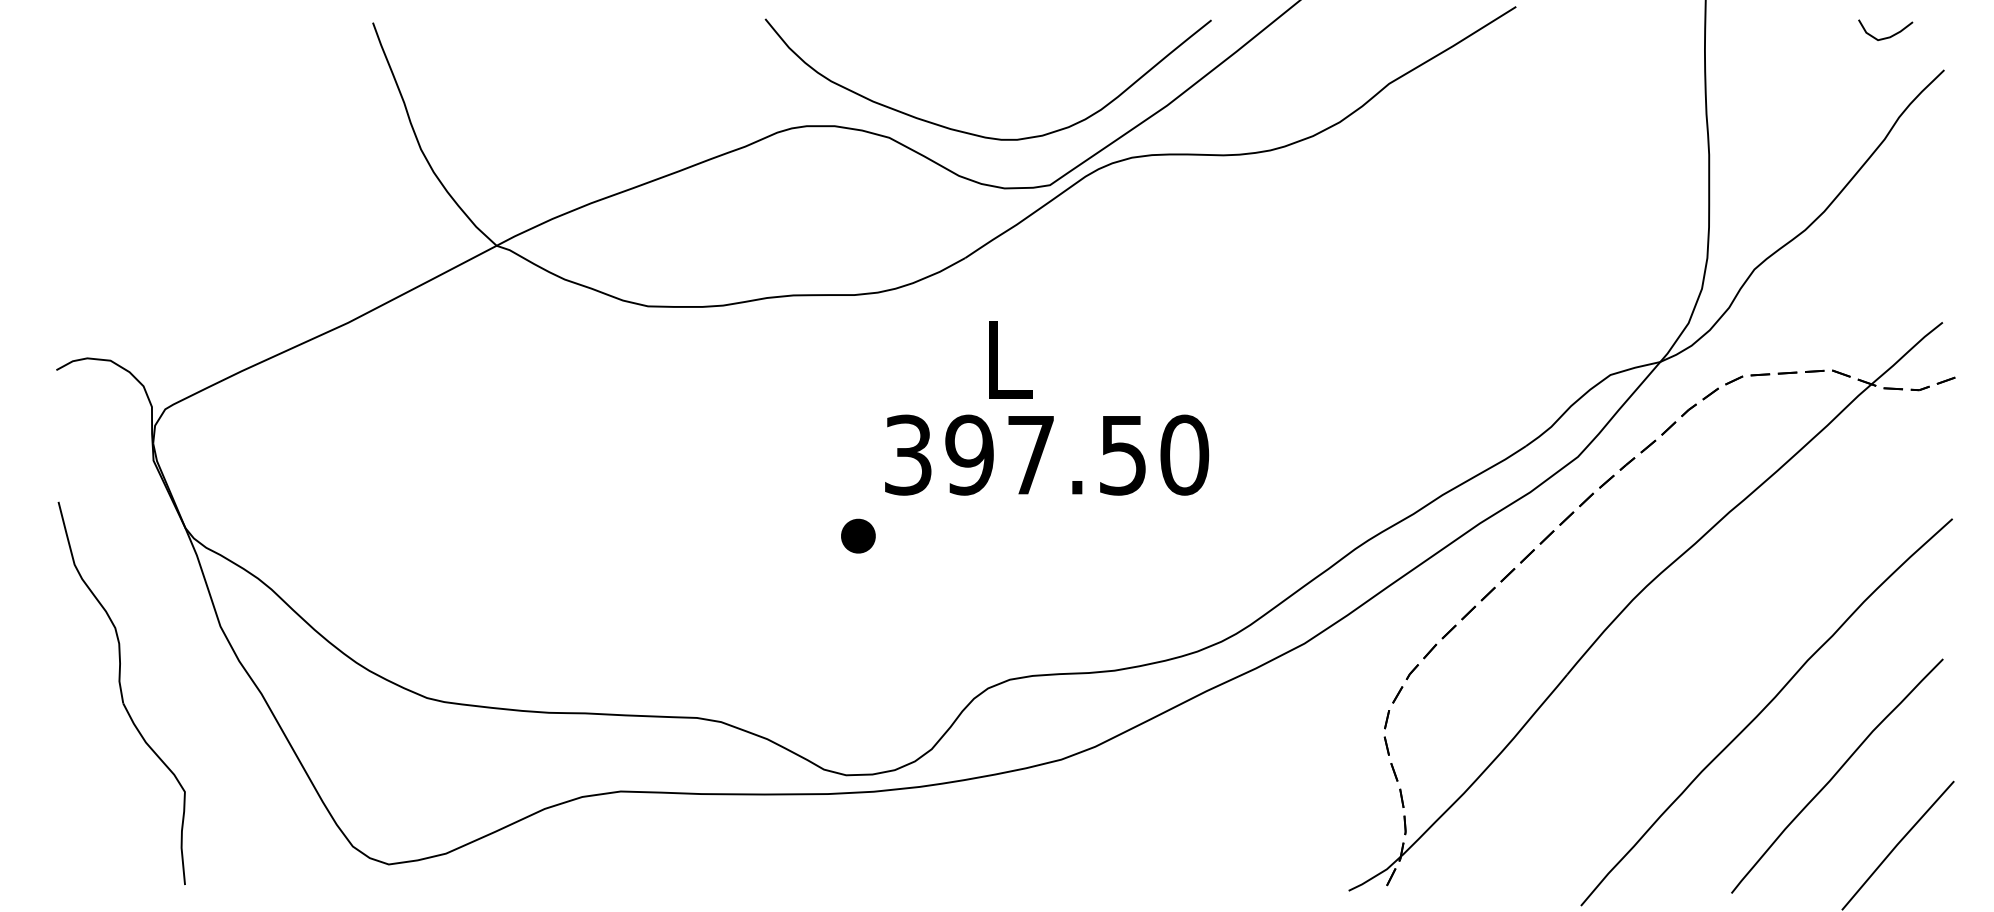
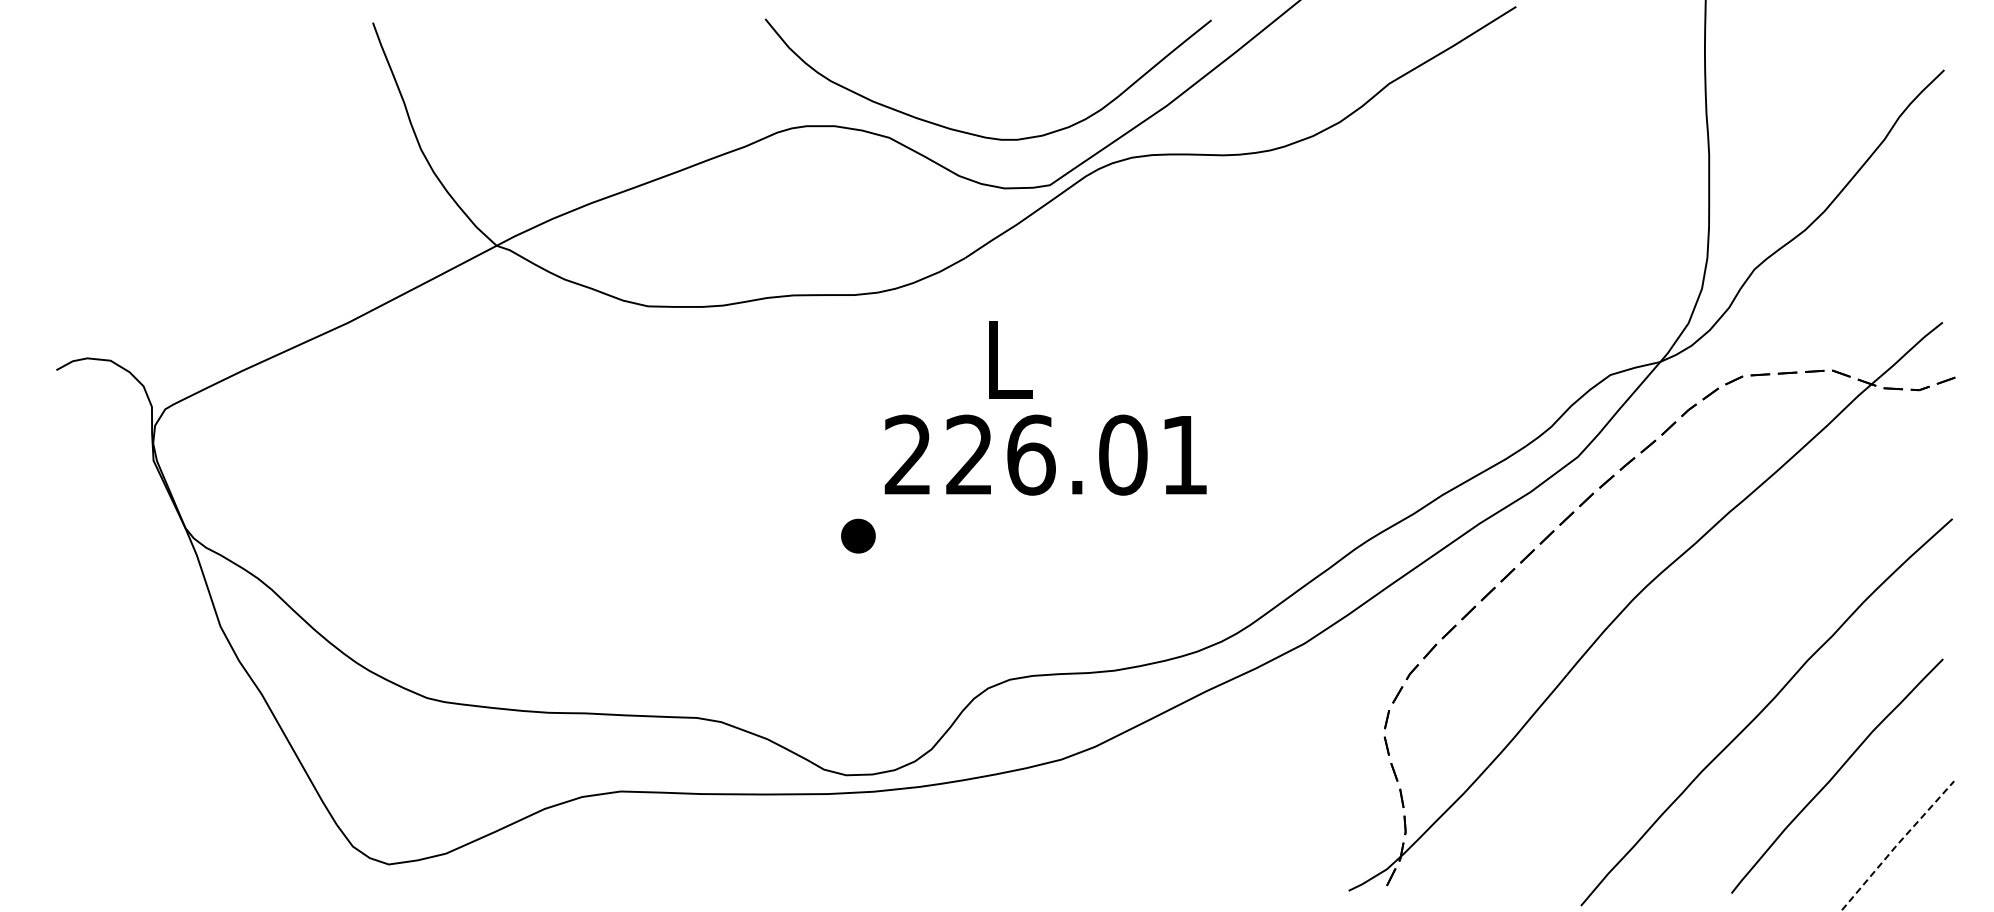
curve: present -> none (1888, 36)
text: 397.50 -> 226.01 (1046, 454)
part: present -> none (121, 692)
line: solid -> dashed (1897, 844)
